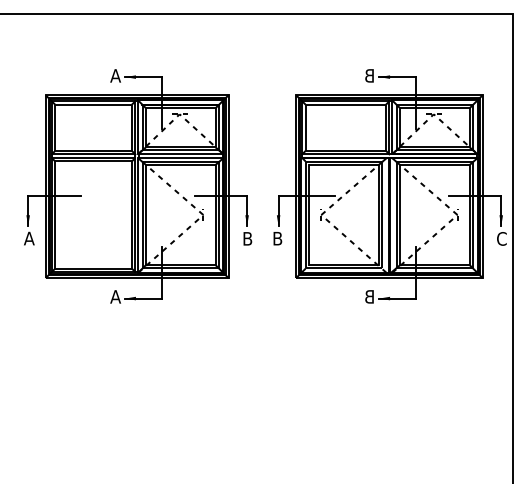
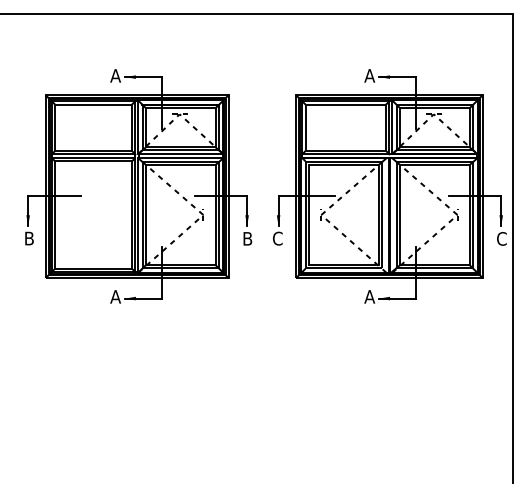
text: B -> A (369, 75)
text: A -> B (29, 238)
text: B -> C (277, 238)
text: B -> A (369, 296)
